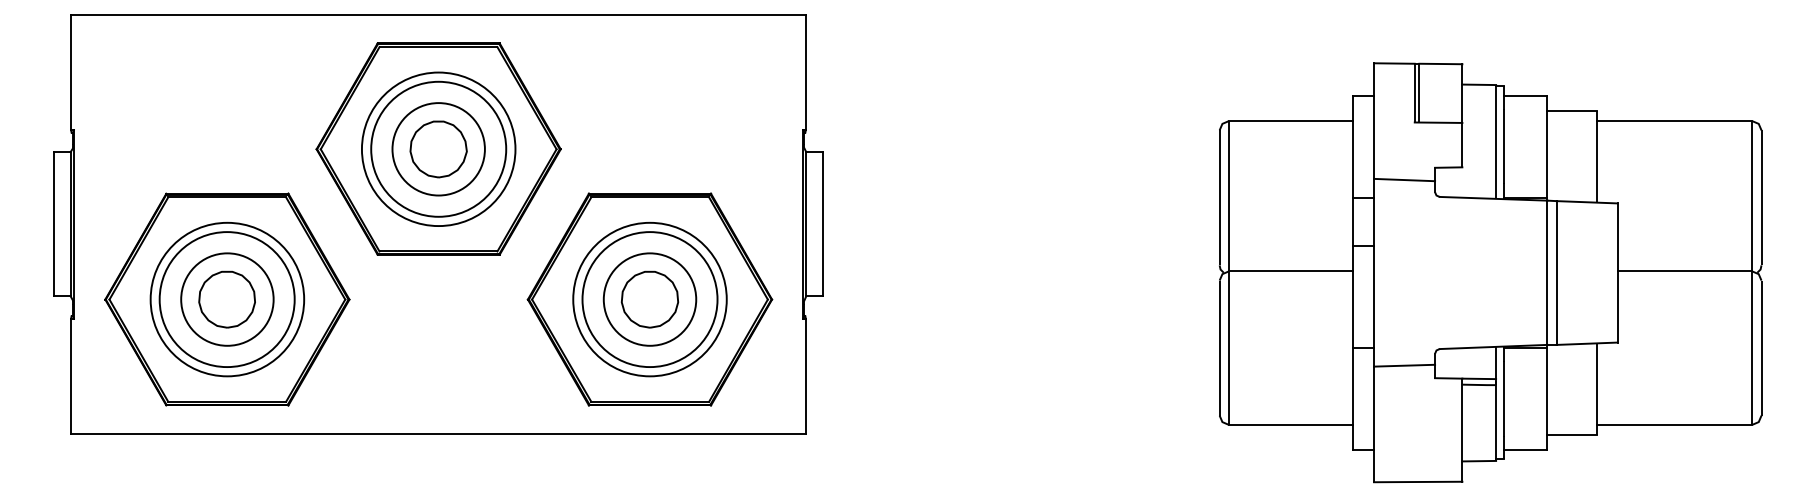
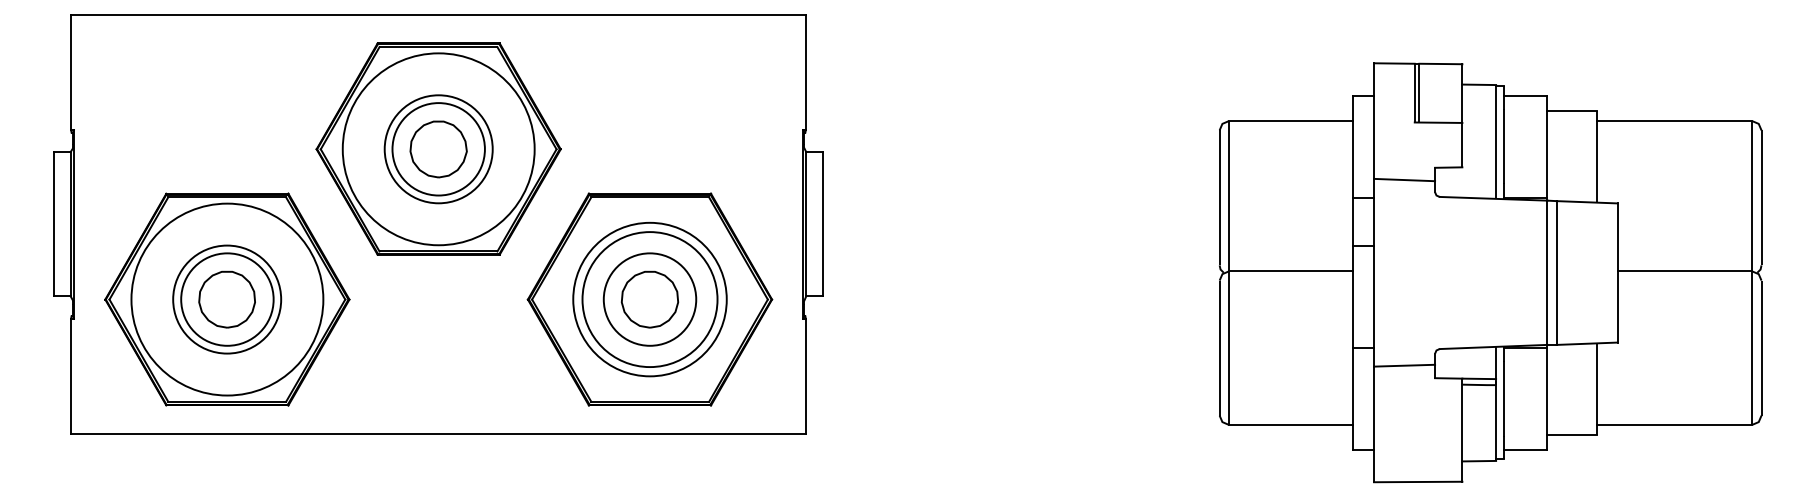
circle diameter: 135 px -> 108 px (438, 149)
circle diameter: 154 px -> 192 px (438, 149)
circle diameter: 135 px -> 108 px (227, 299)
circle diameter: 154 px -> 192 px (227, 299)
